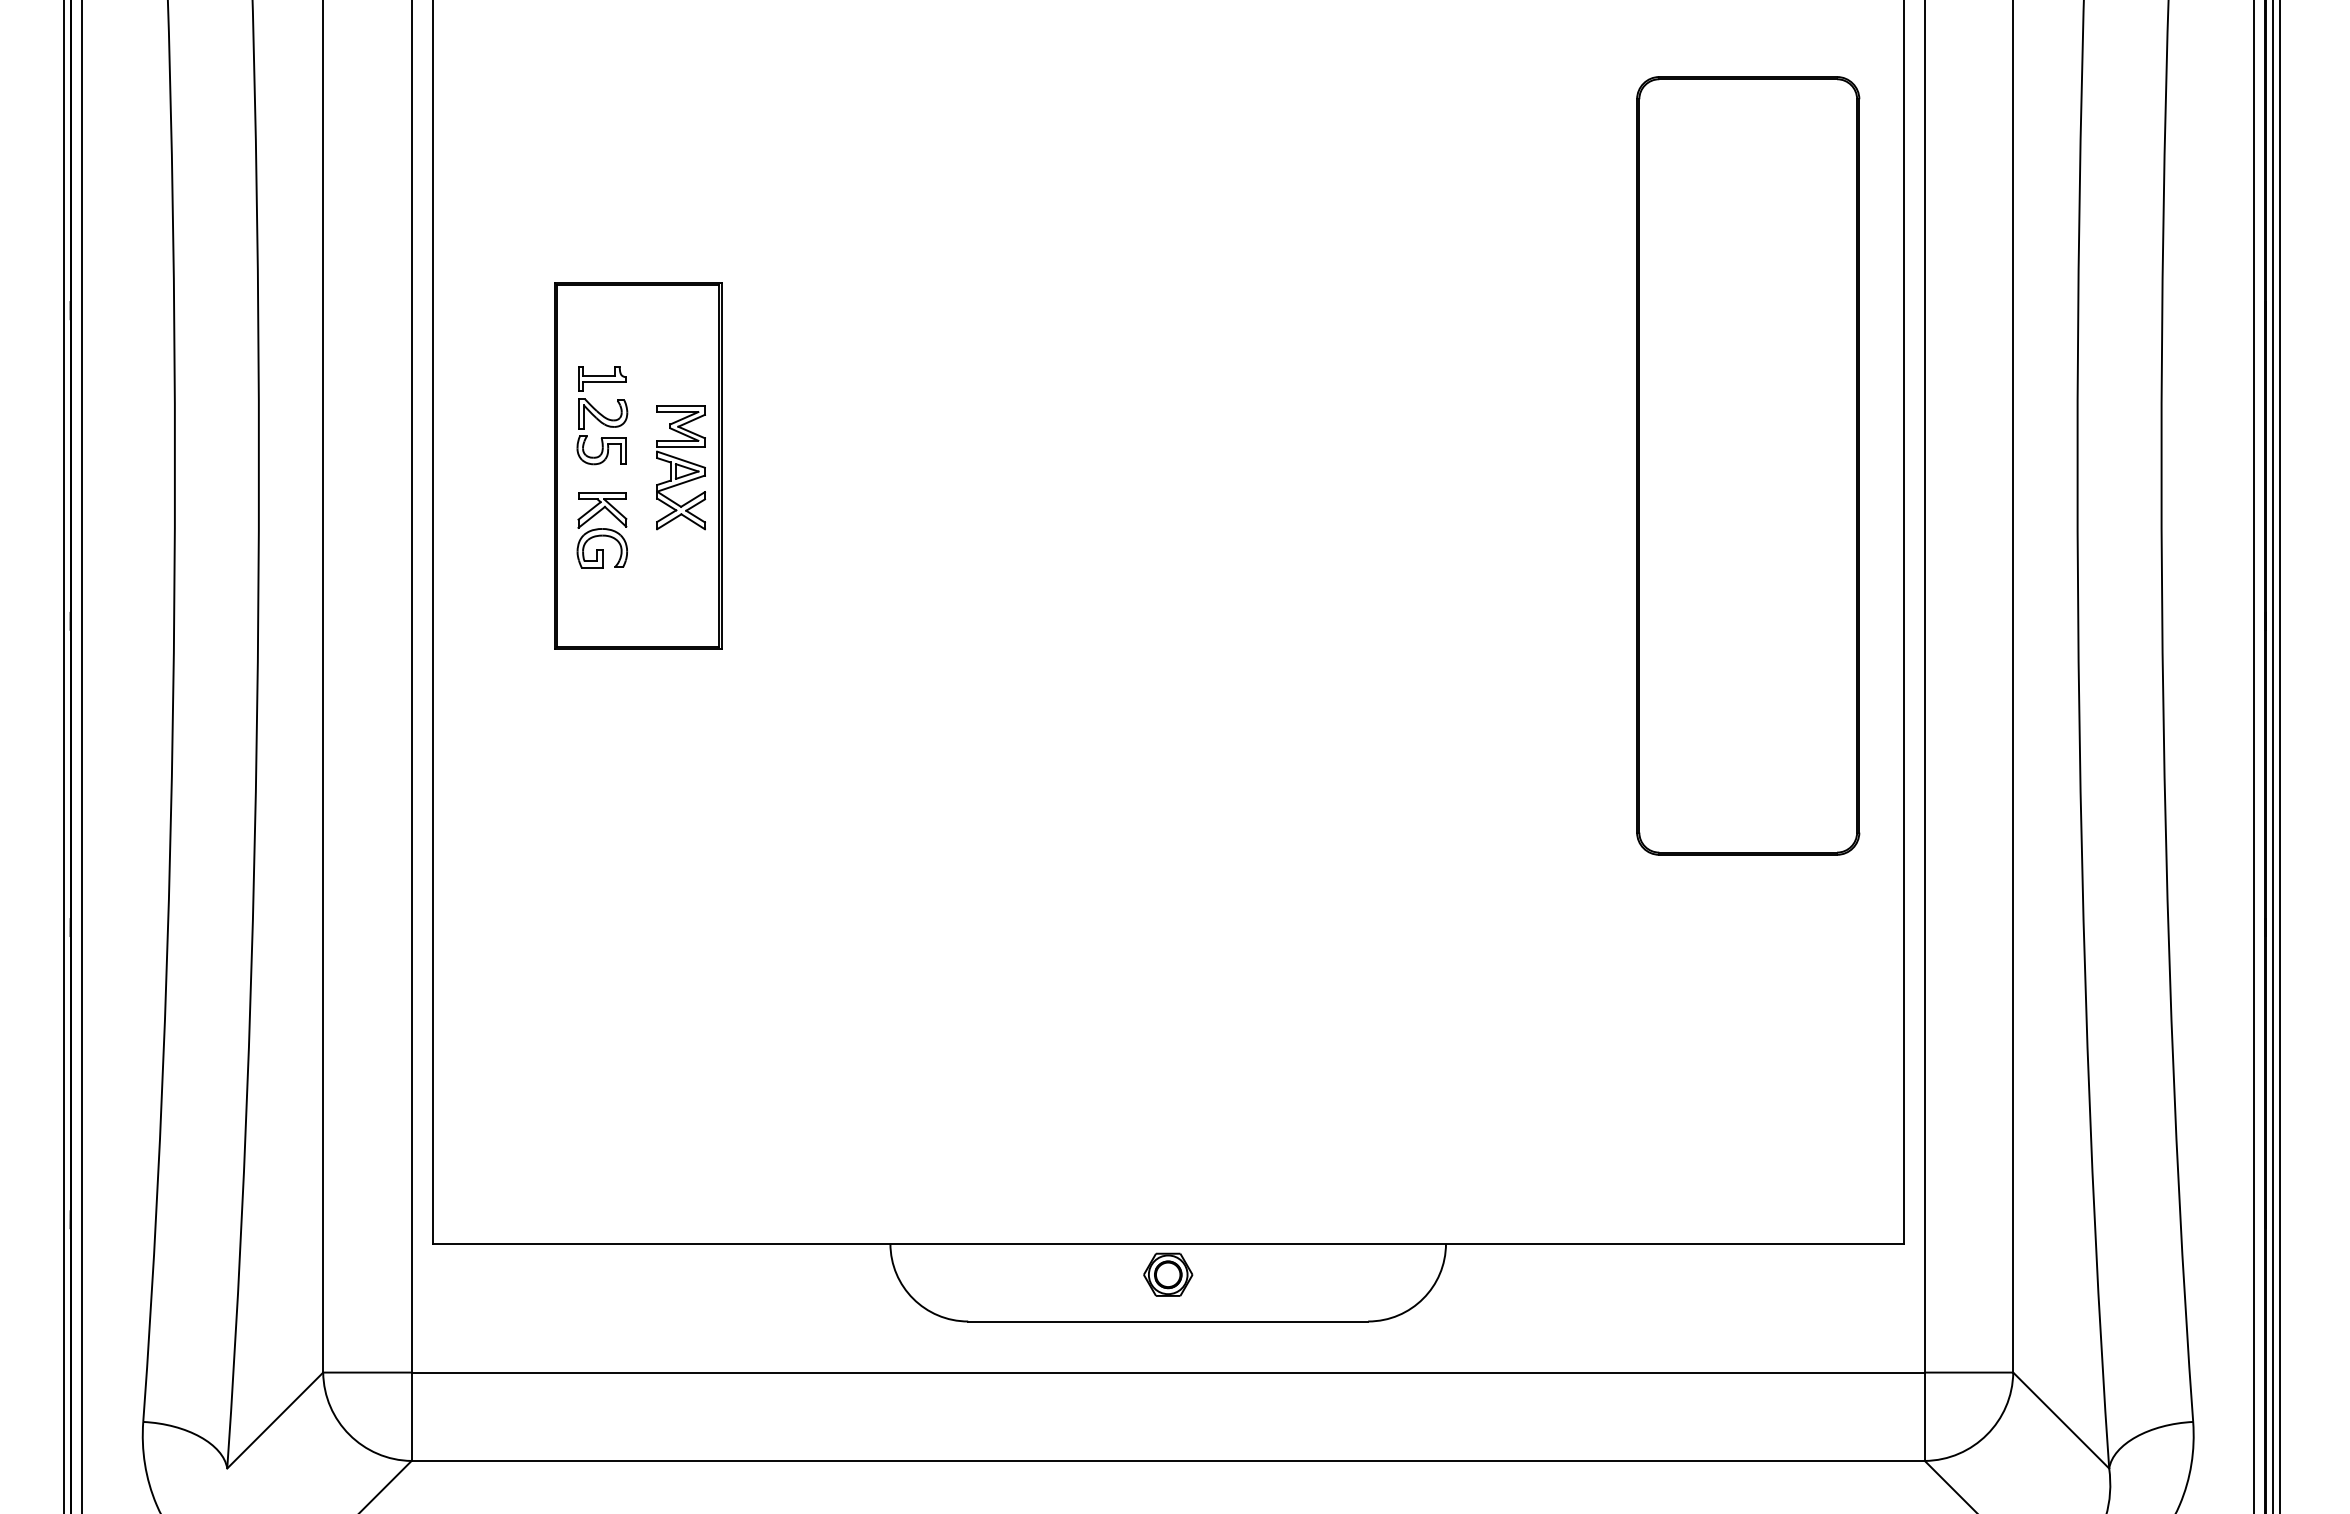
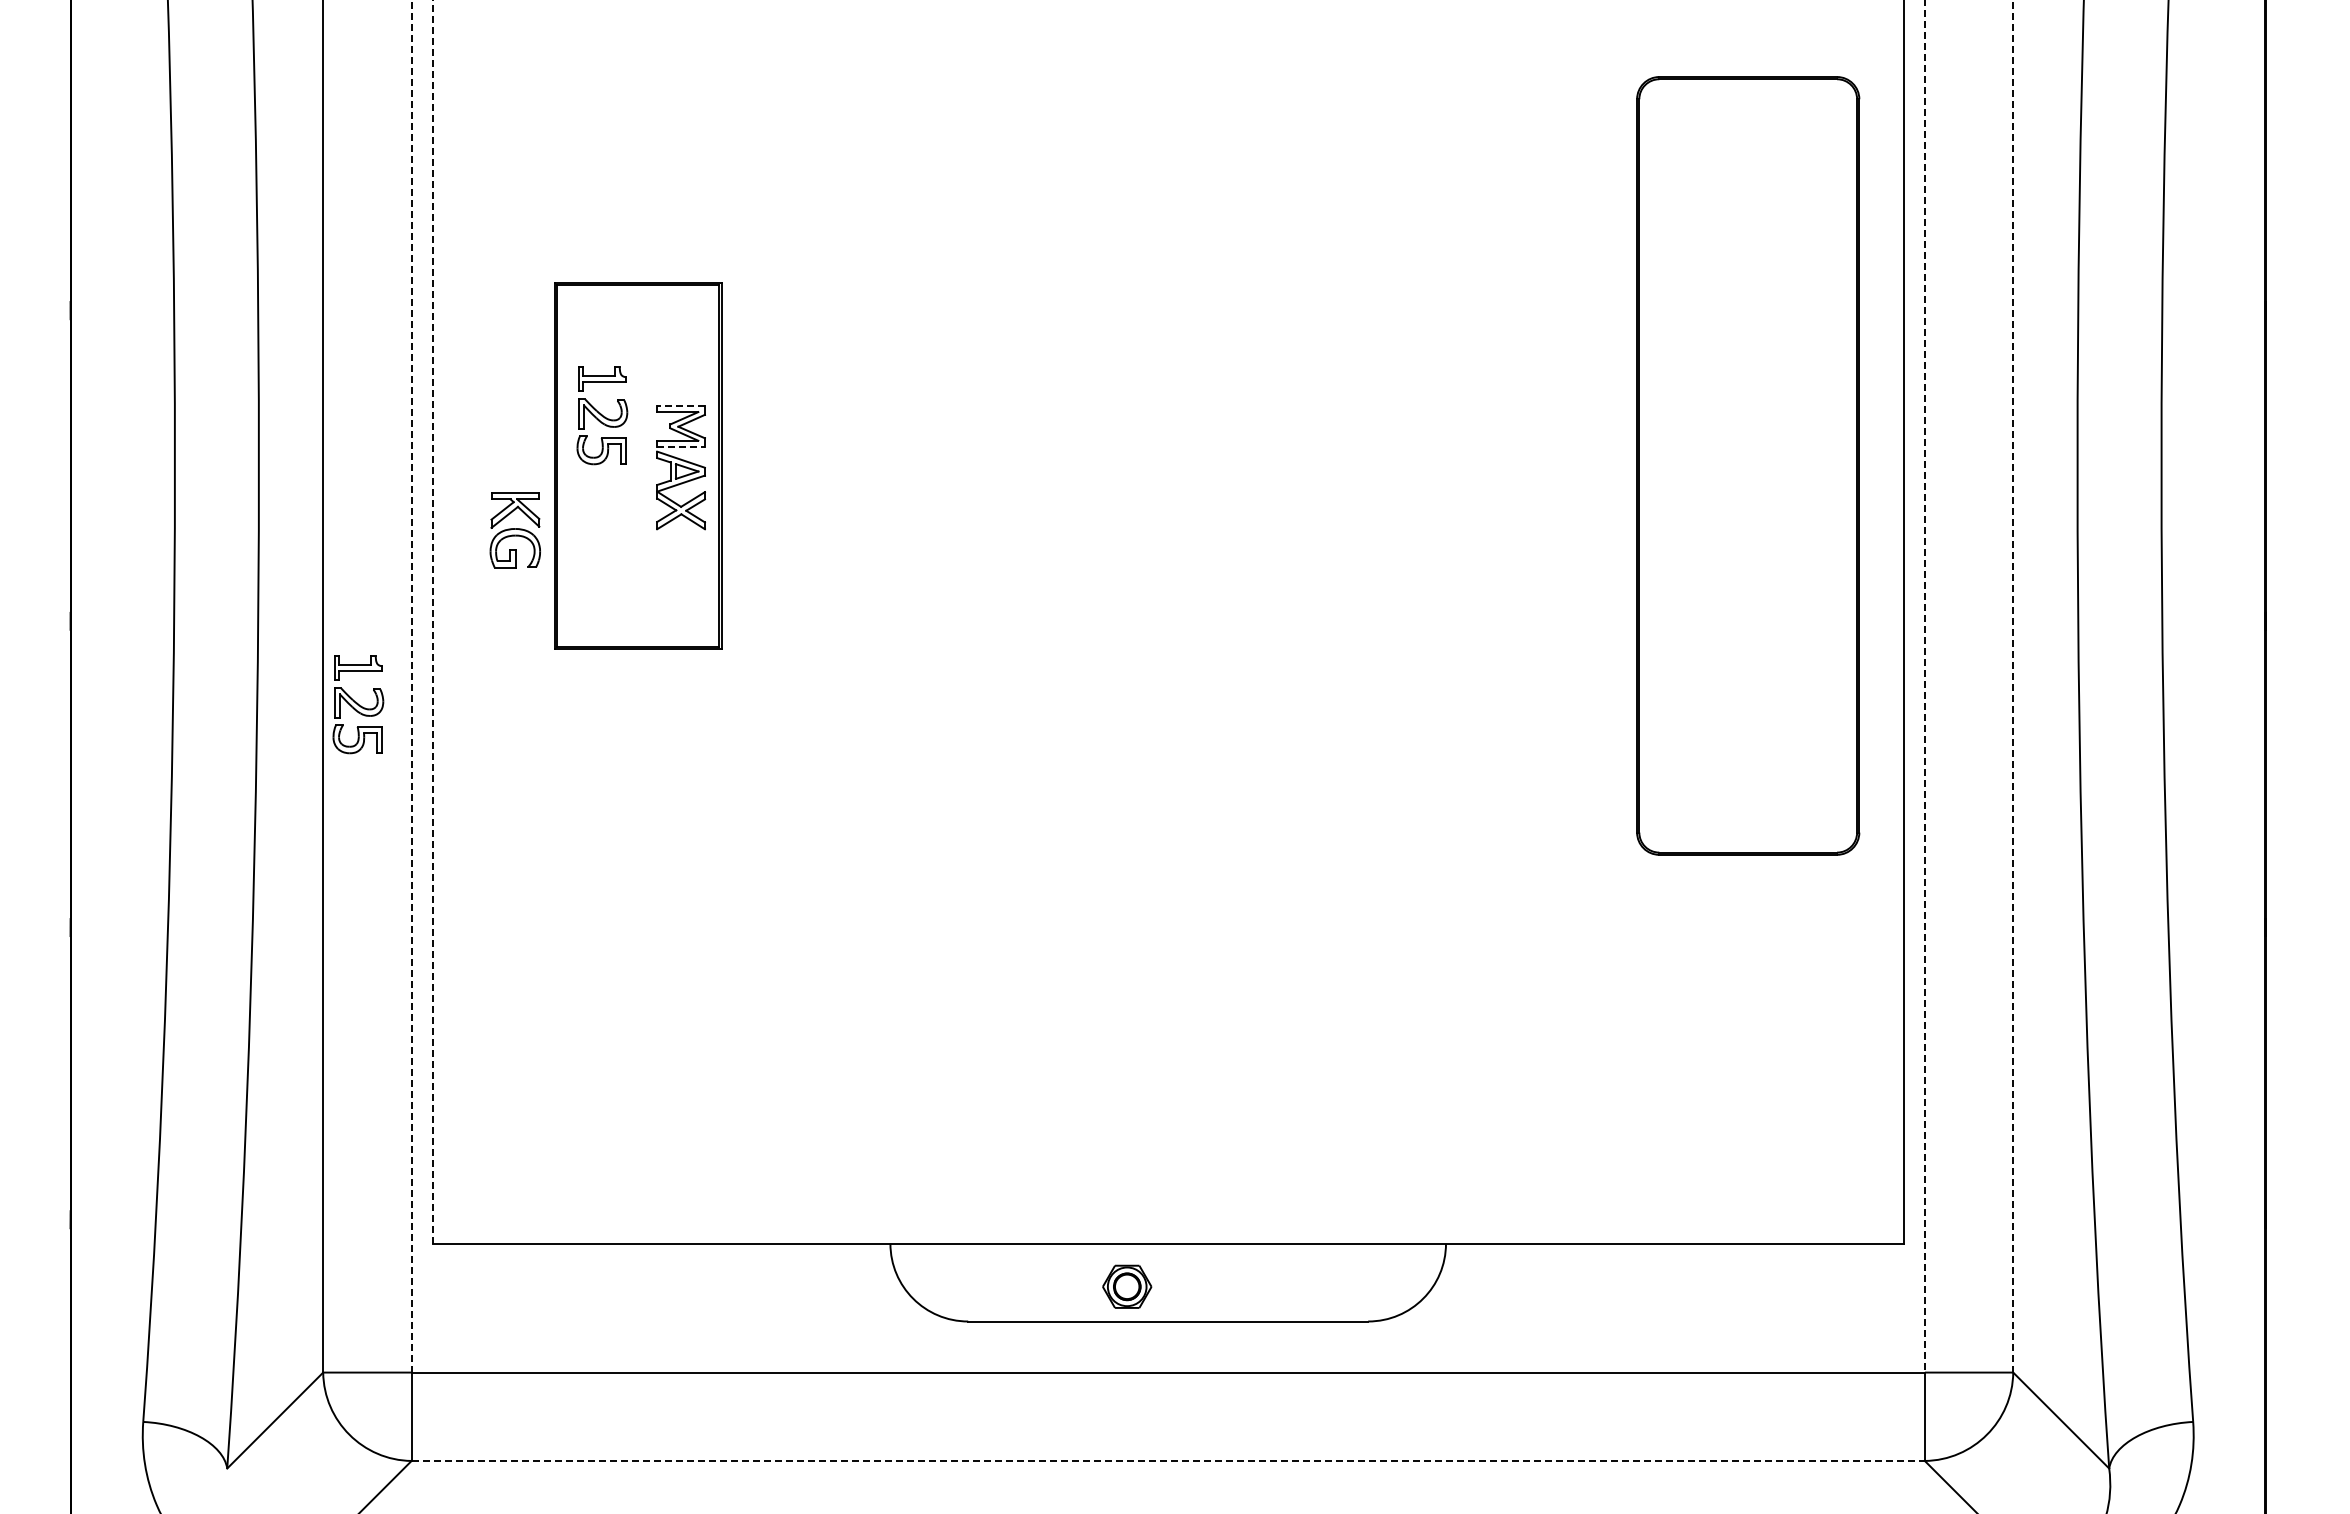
line: solid -> dashed (681, 406)
line: solid -> dashed (681, 447)
part position: (601, 530) -> (514, 530) (514, 530)
line: solid -> dashed (432, 621)
line: solid -> dashed (411, 685)
line: solid -> dashed (2013, 685)
line: solid -> dashed (1924, 686)
part: none -> present (358, 704)
line: present -> none (63, 756)
line: present -> none (82, 756)
line: present -> none (2254, 756)
line: present -> none (2272, 756)
line: present -> none (2279, 756)
part position: (1168, 1274) -> (1127, 1286) (1127, 1286)
line: solid -> dashed (1168, 1460)
